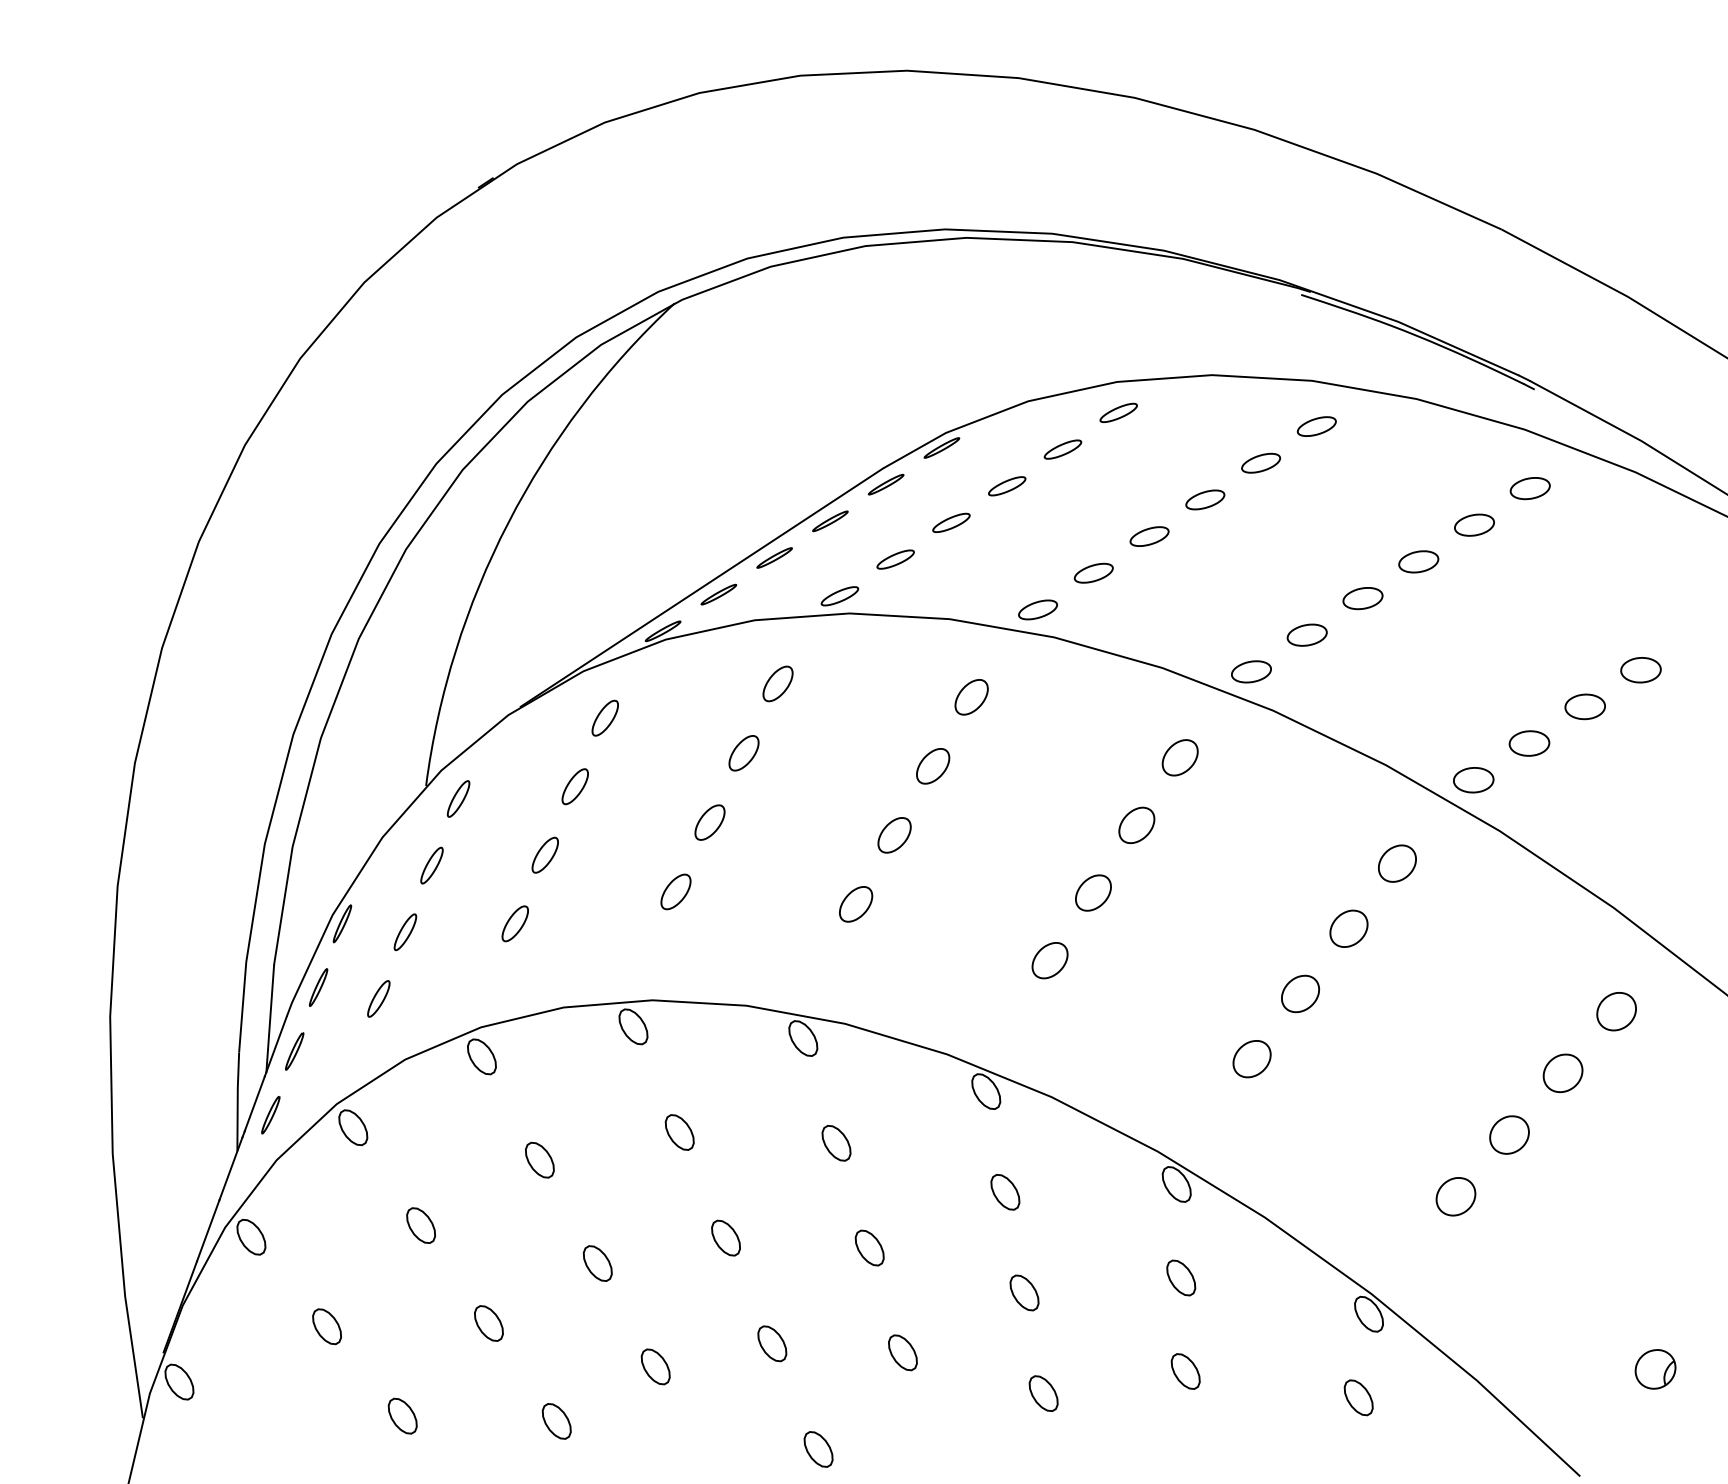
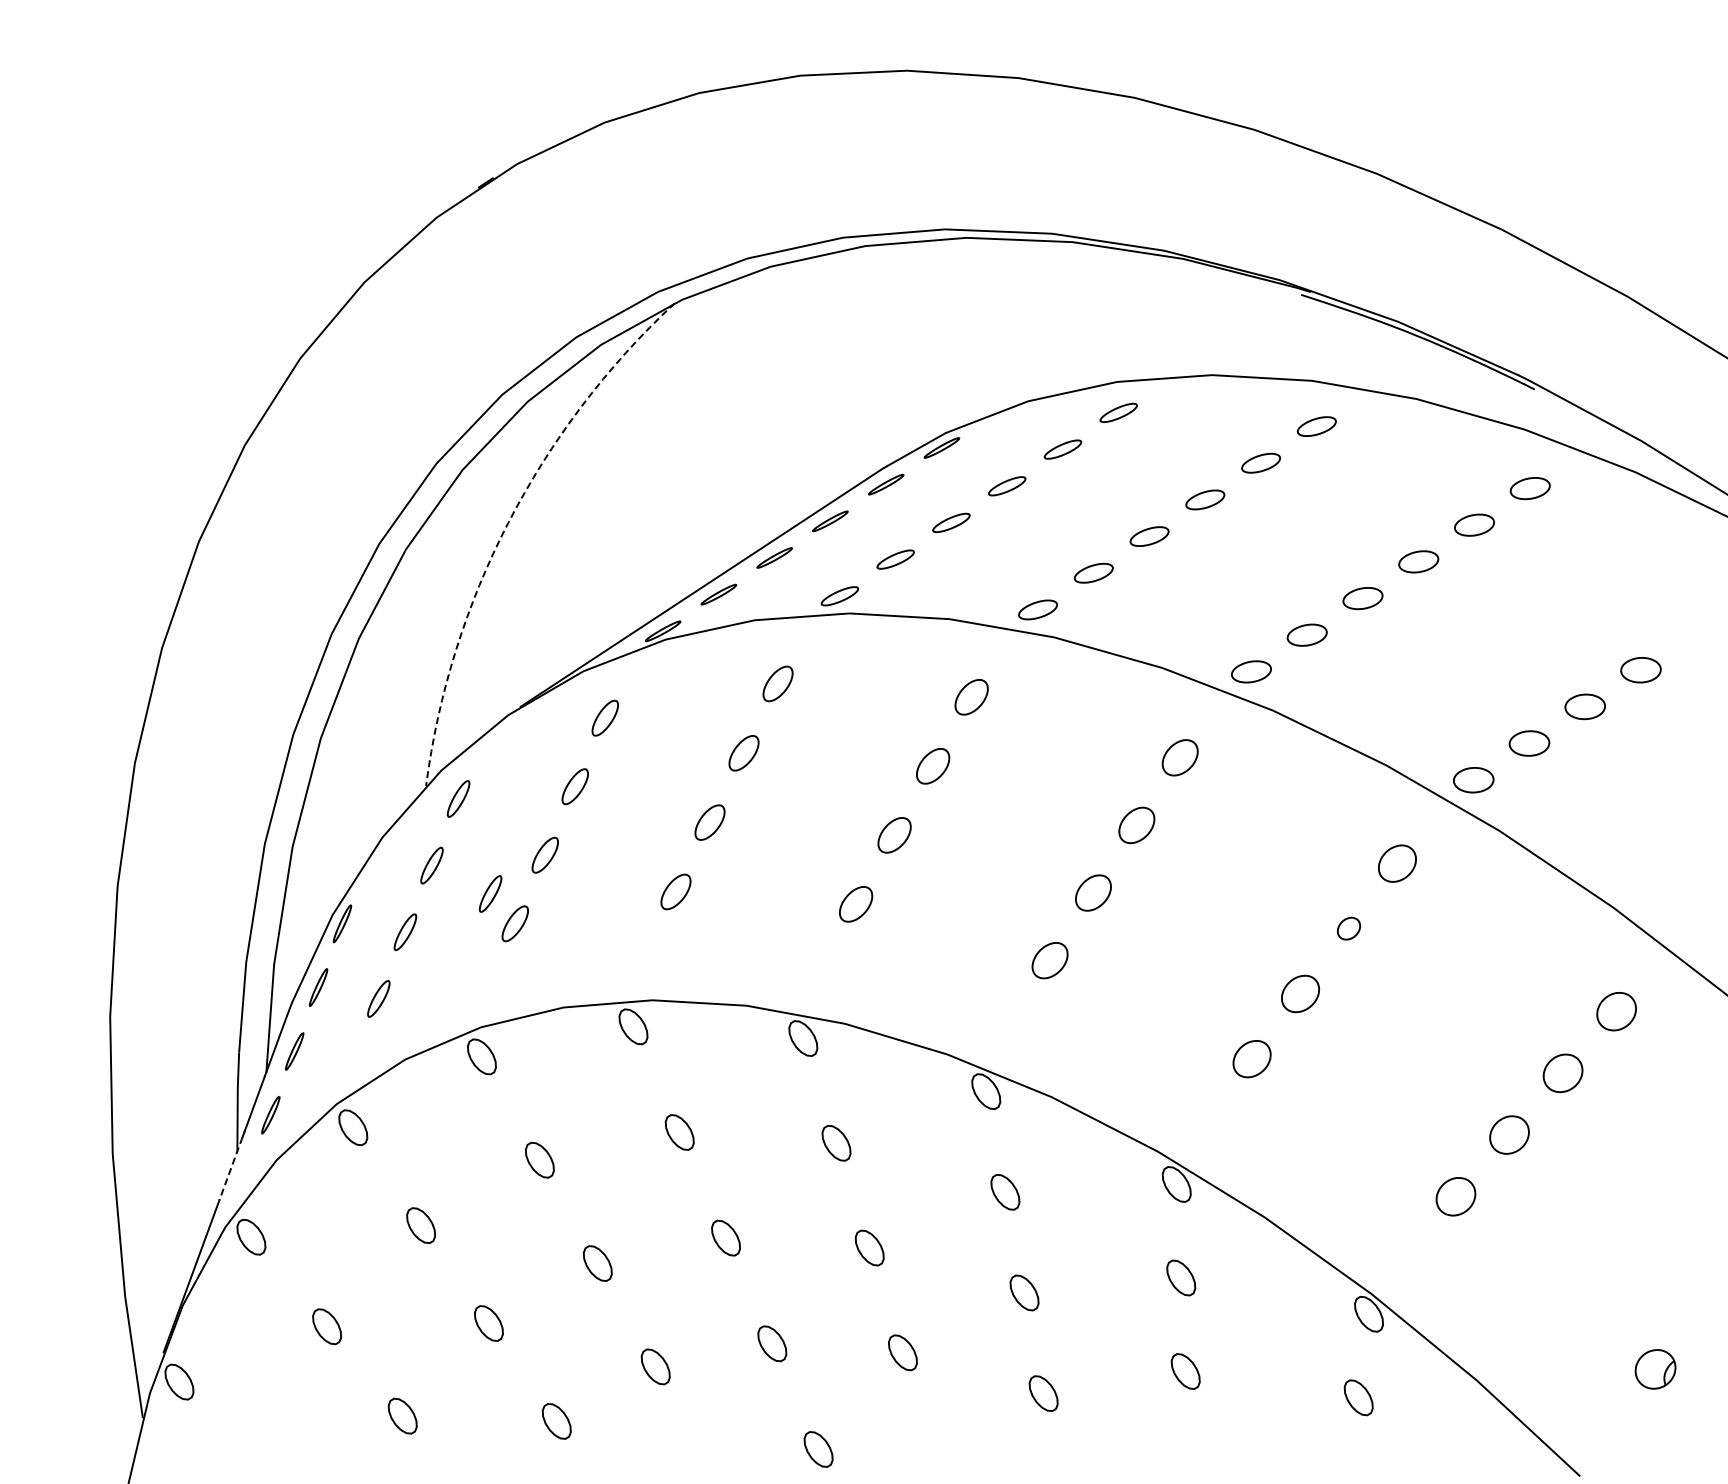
arc: solid -> dashed (508, 522)
part: none -> present (490, 893)
part size: 40x39 px -> 26x25 px (1348, 928)
line: solid -> dashed (230, 1169)
